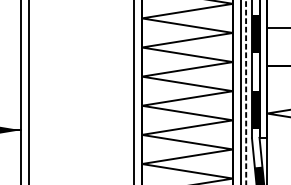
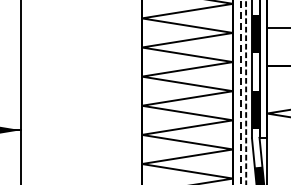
line: present -> none (28, 91)
line: present -> none (134, 91)
line: solid -> dashed (240, 92)
